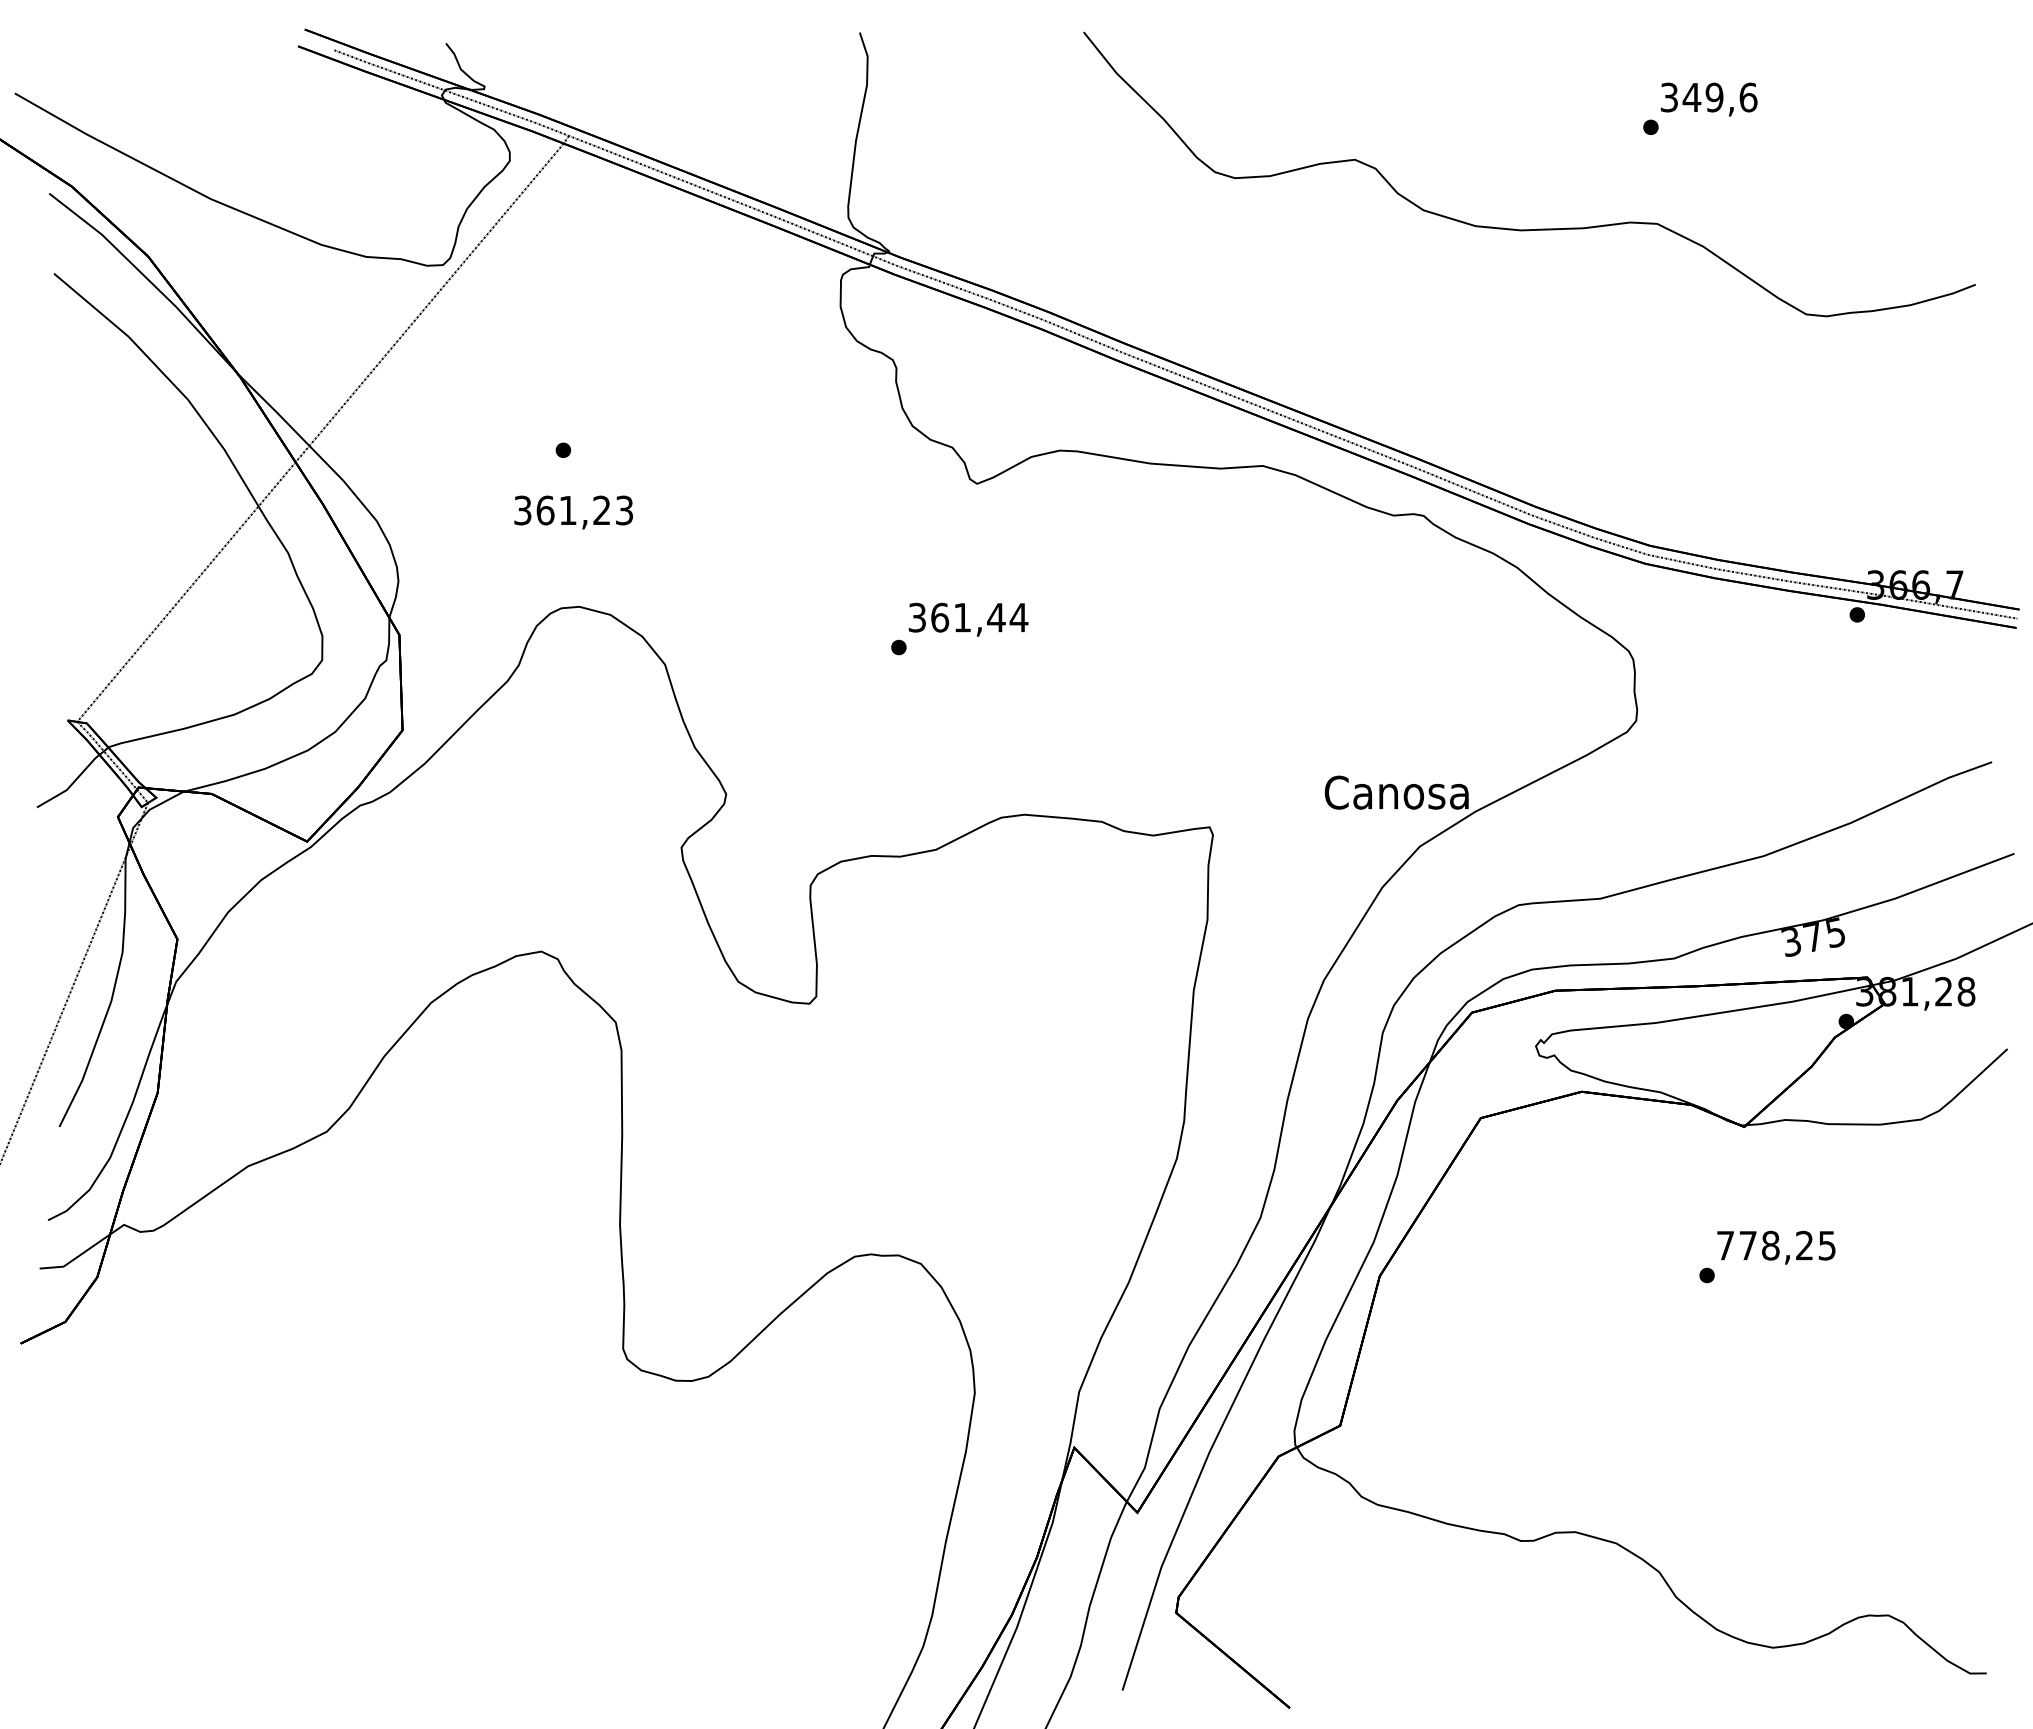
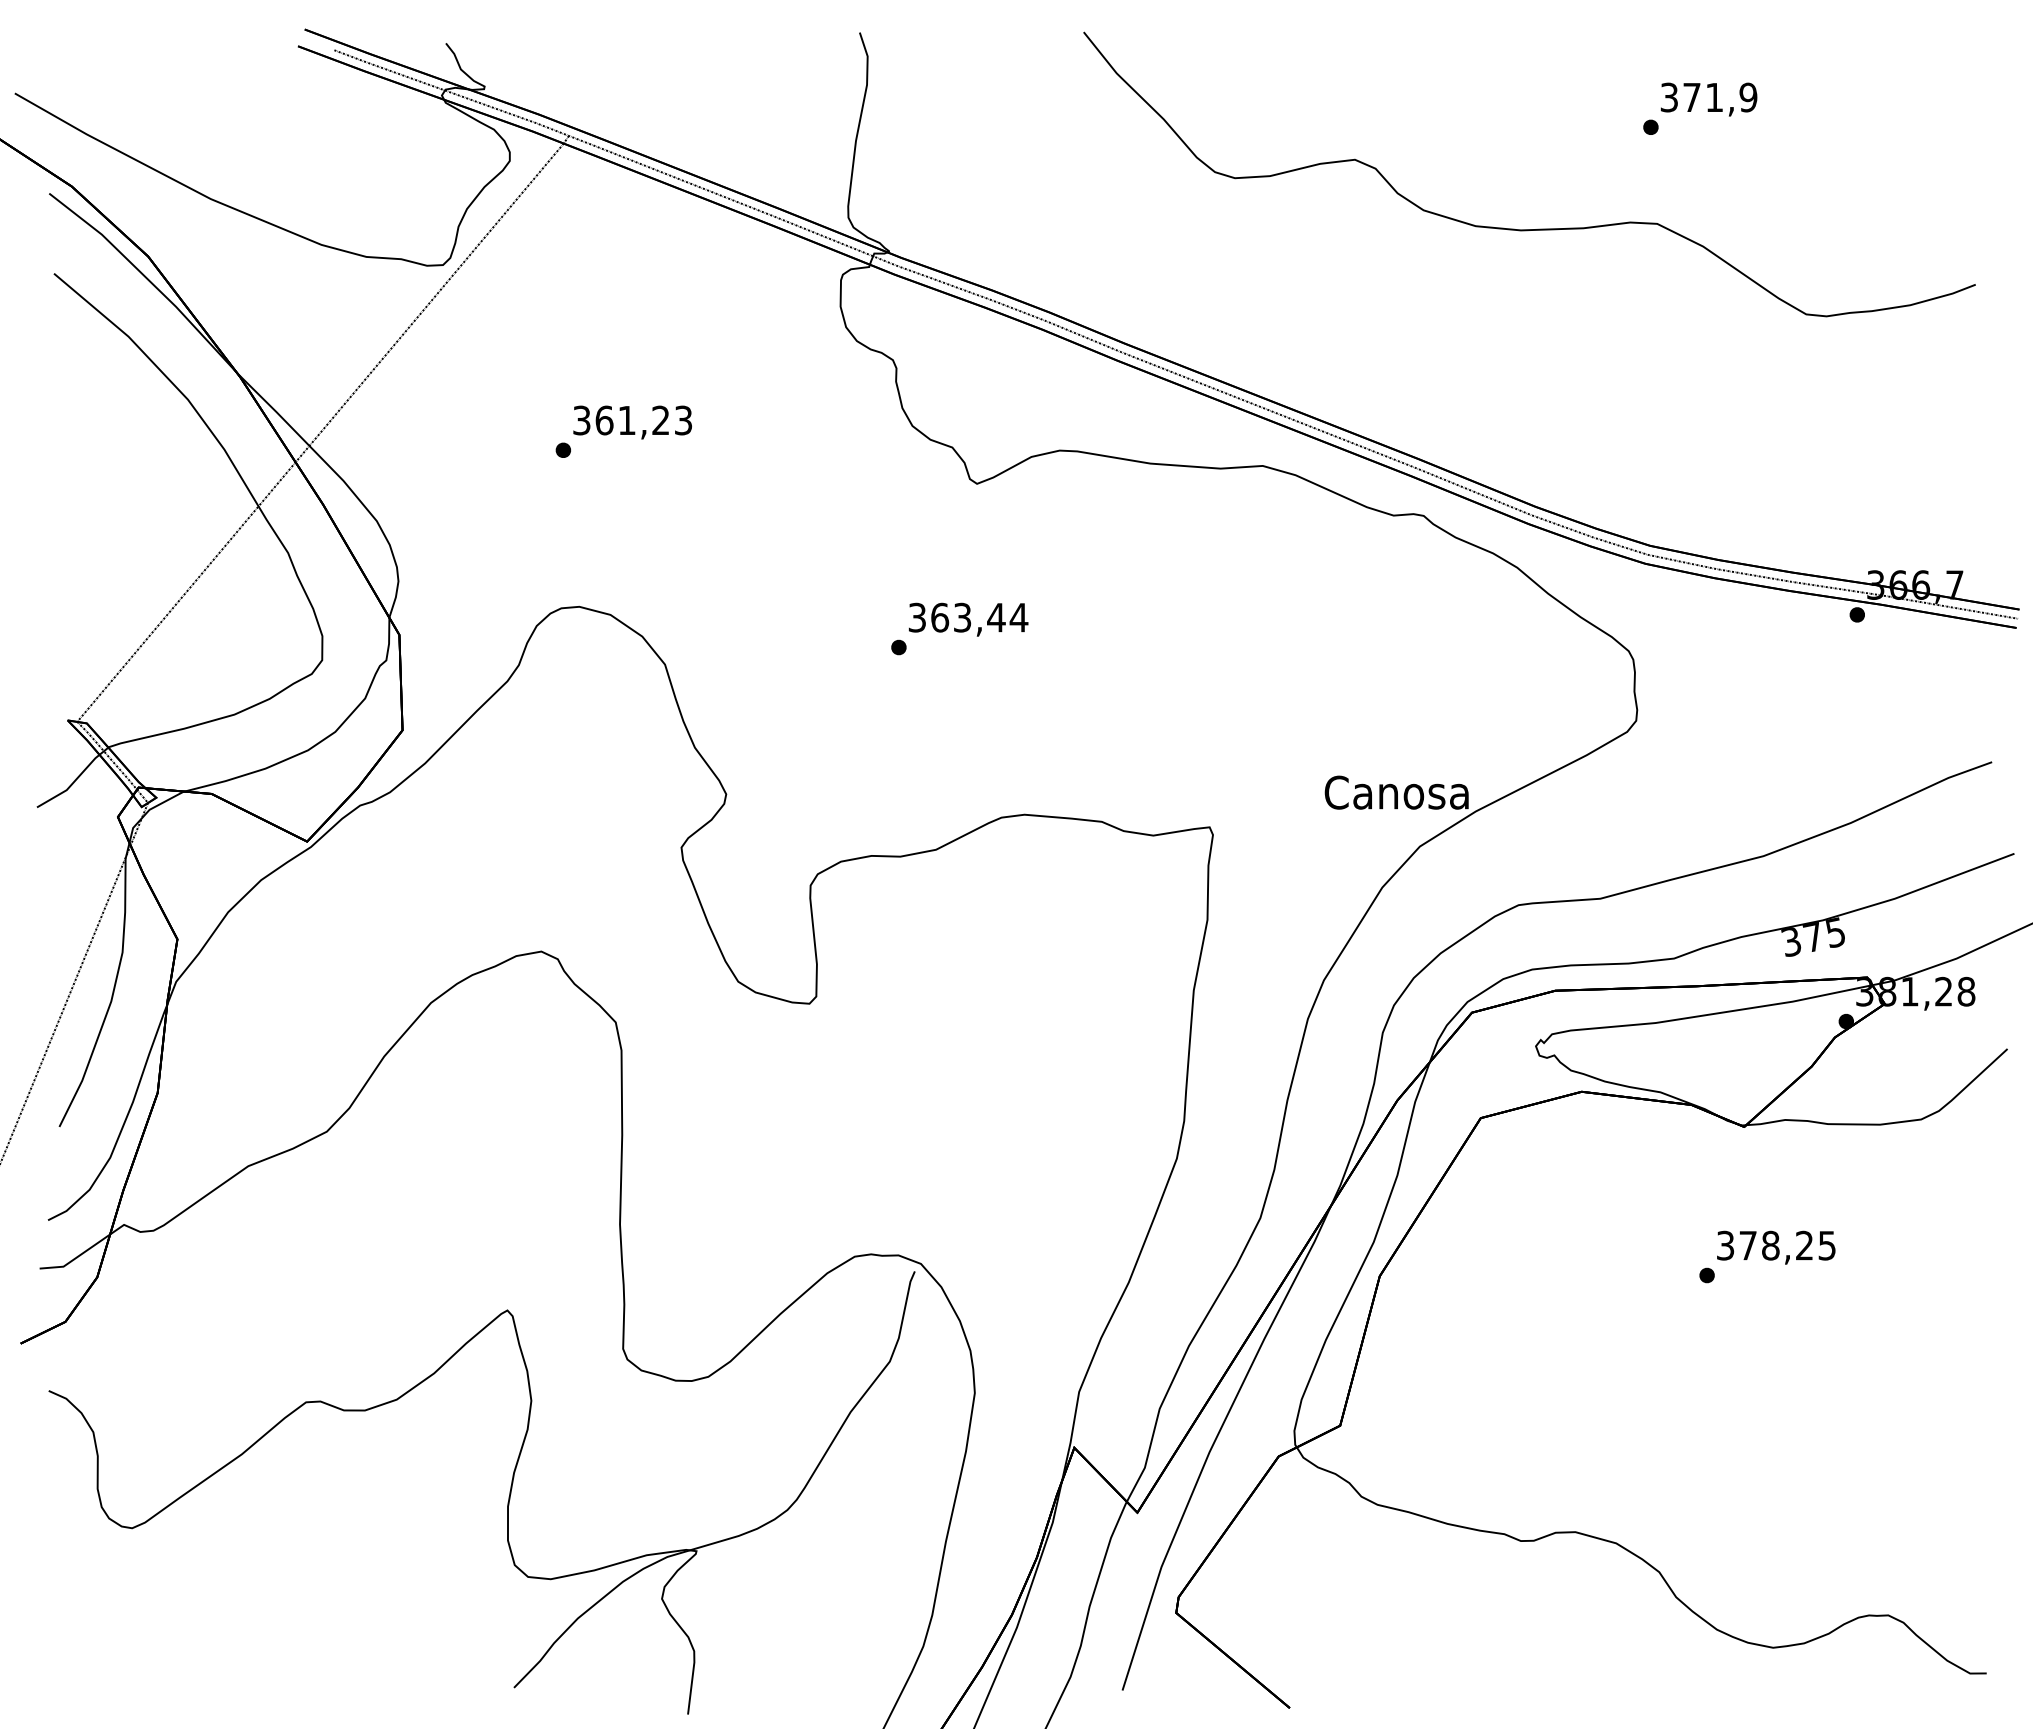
text: 349,6 -> 371,9 (1719, 97)
text position: (573, 512) -> (632, 422) (632, 422)
text: 361,44 -> 363,44 (962, 617)
text: 778,25 -> 378,25 (1725, 1245)
part: none -> present (508, 1496)
